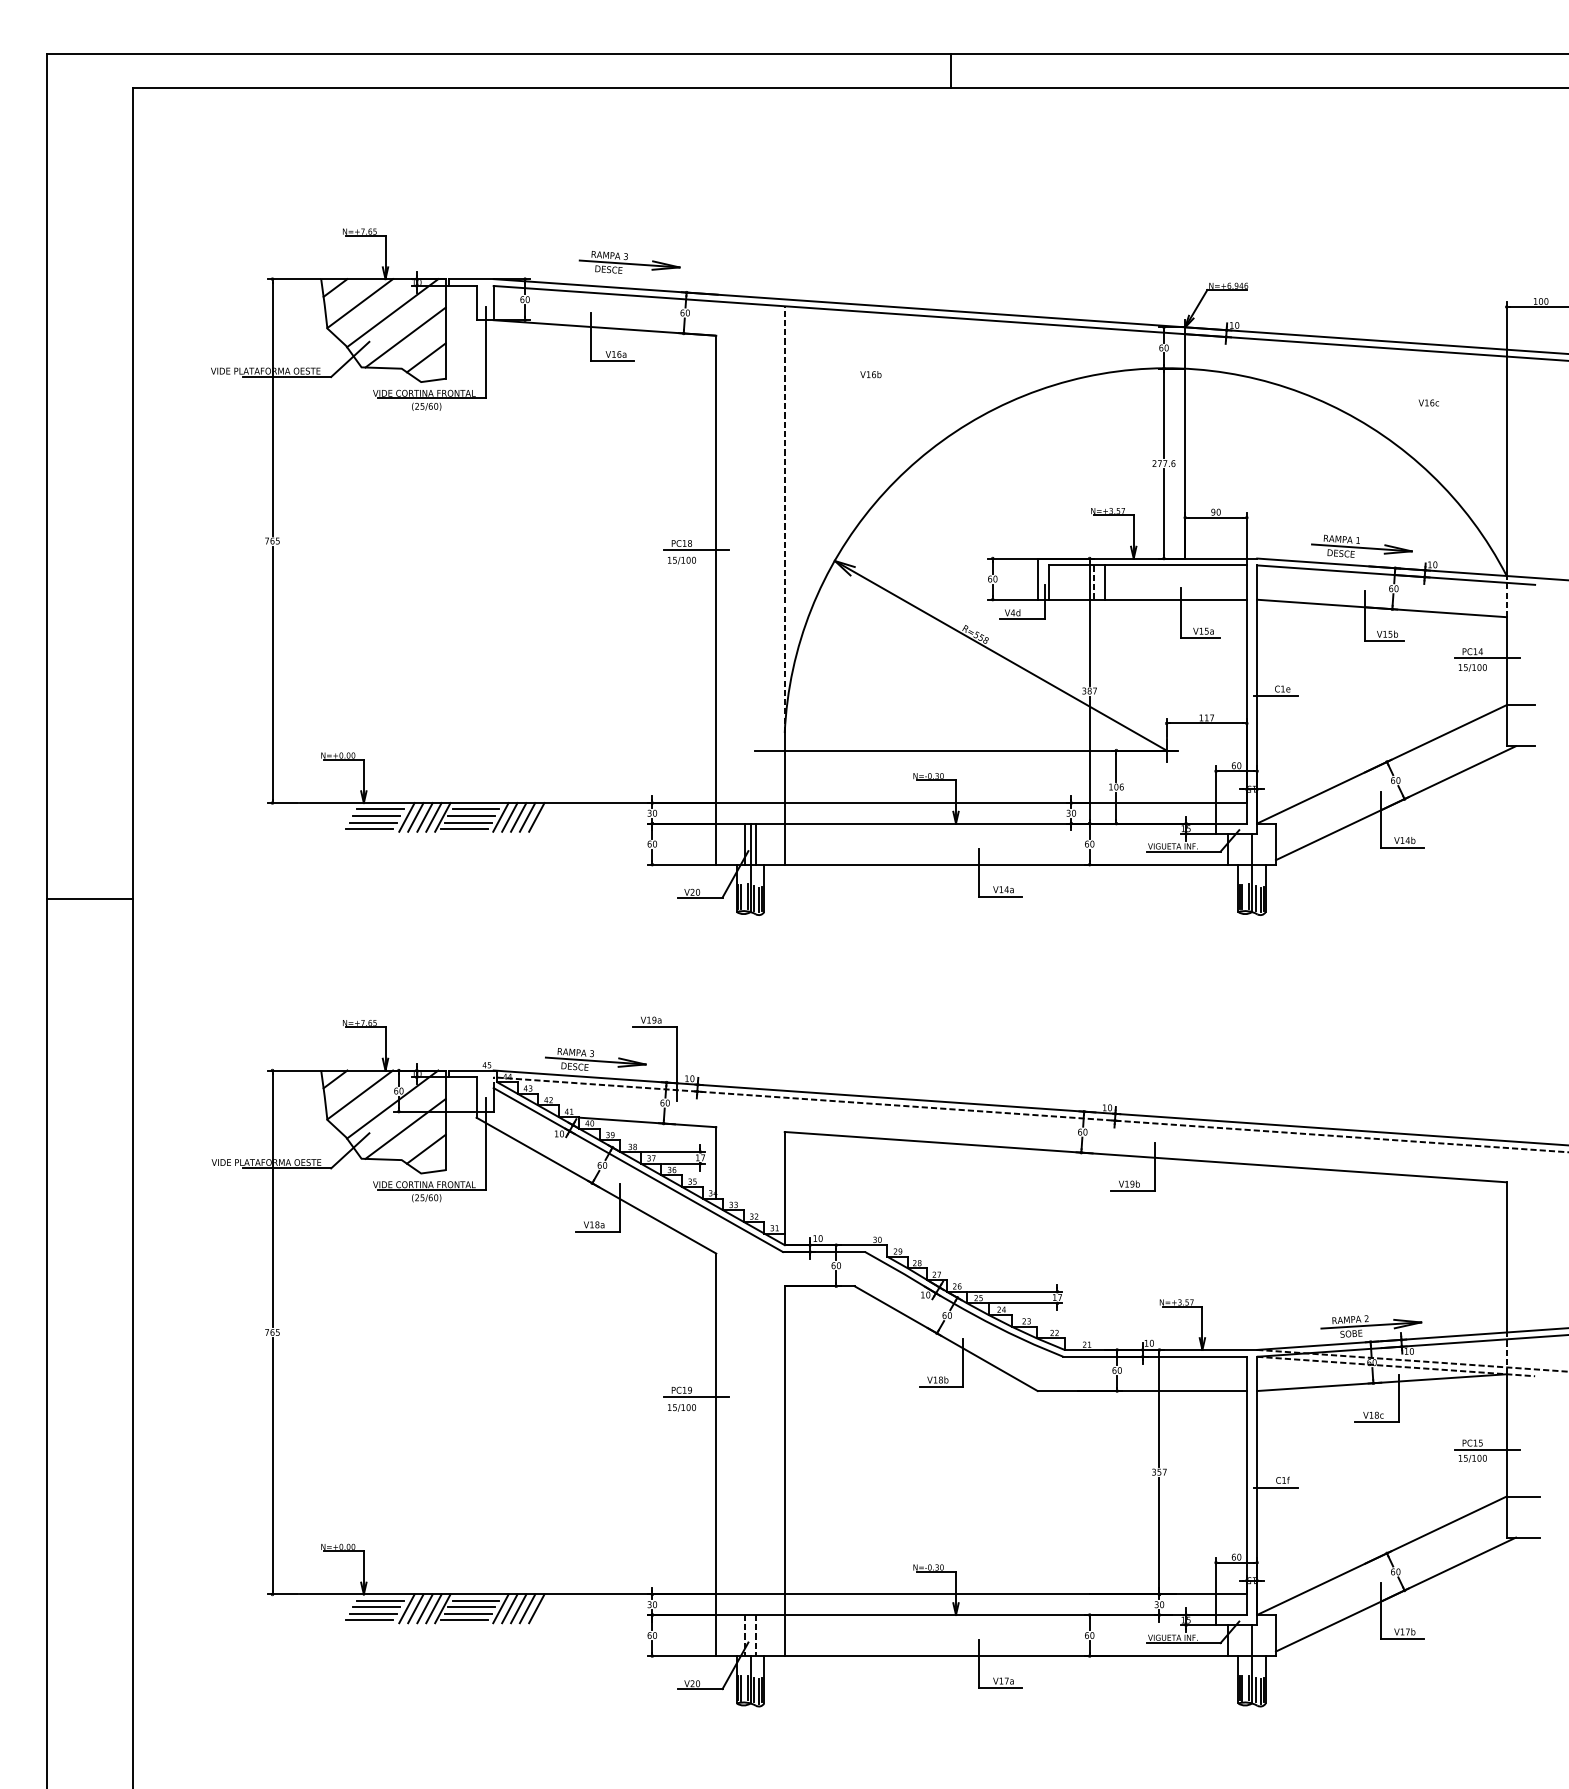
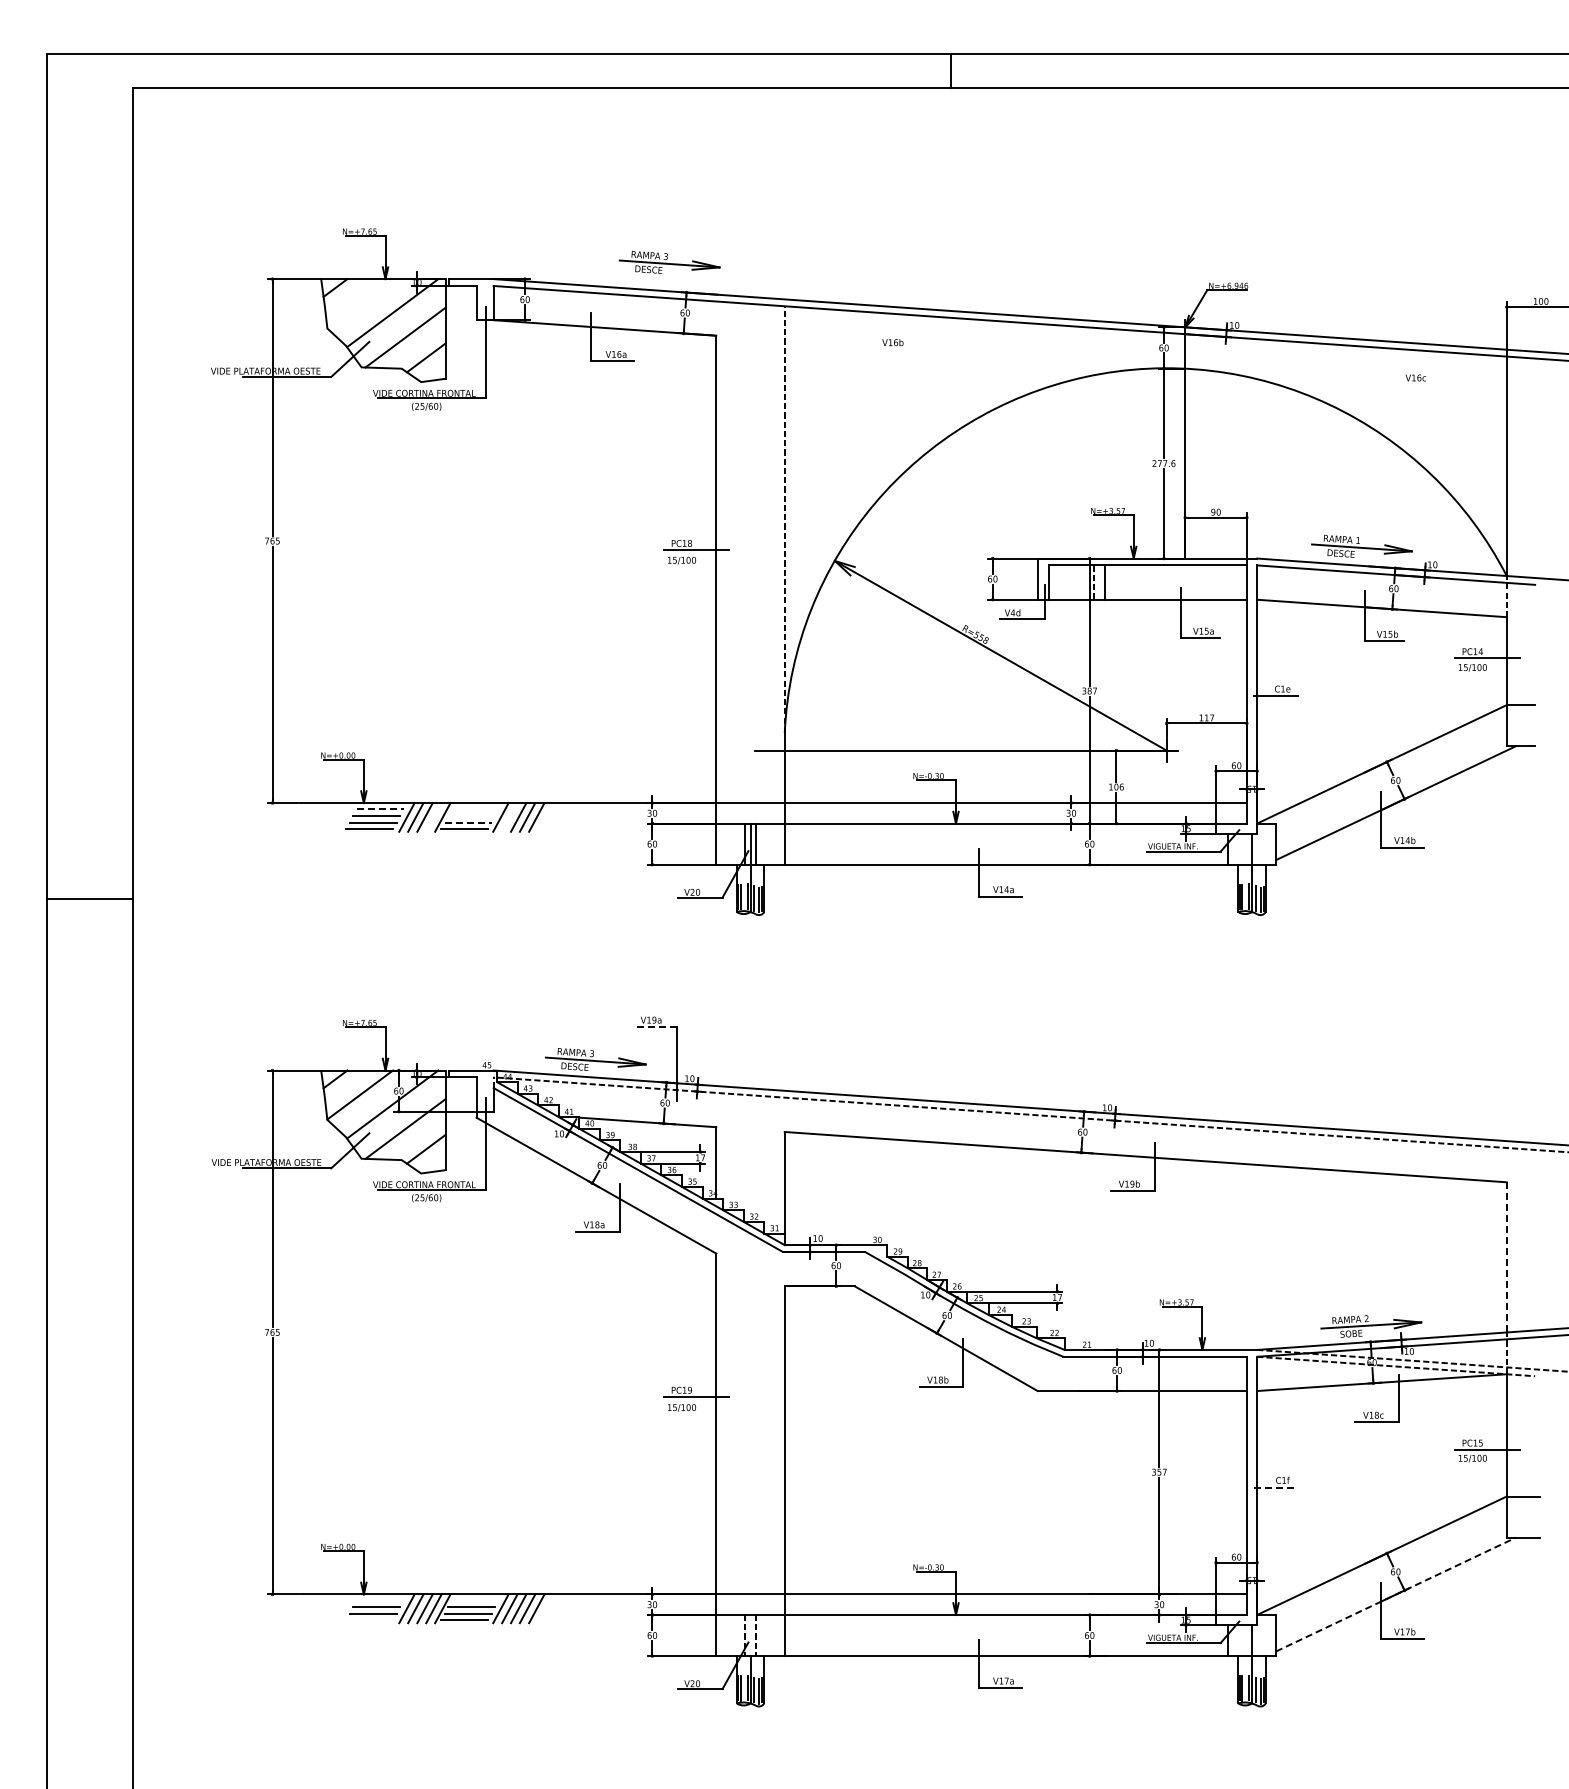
part position: (629, 262) -> (669, 262) (669, 262)
line: present -> none (360, 303)
text position: (870, 374) -> (892, 342) (892, 342)
text position: (1428, 402) -> (1415, 377) (1415, 377)
line: solid -> dashed (381, 809)
line: present -> none (475, 809)
line: present -> none (471, 815)
line: present -> none (433, 817)
line: present -> none (509, 817)
line: solid -> dashed (469, 822)
line: solid -> dashed (654, 1027)
line: solid -> dashed (1506, 1257)
line: solid -> dashed (1276, 1487)
line: solid -> dashed (1396, 1594)
line: present -> none (380, 1600)
line: present -> none (475, 1600)
line: present -> none (368, 1620)
